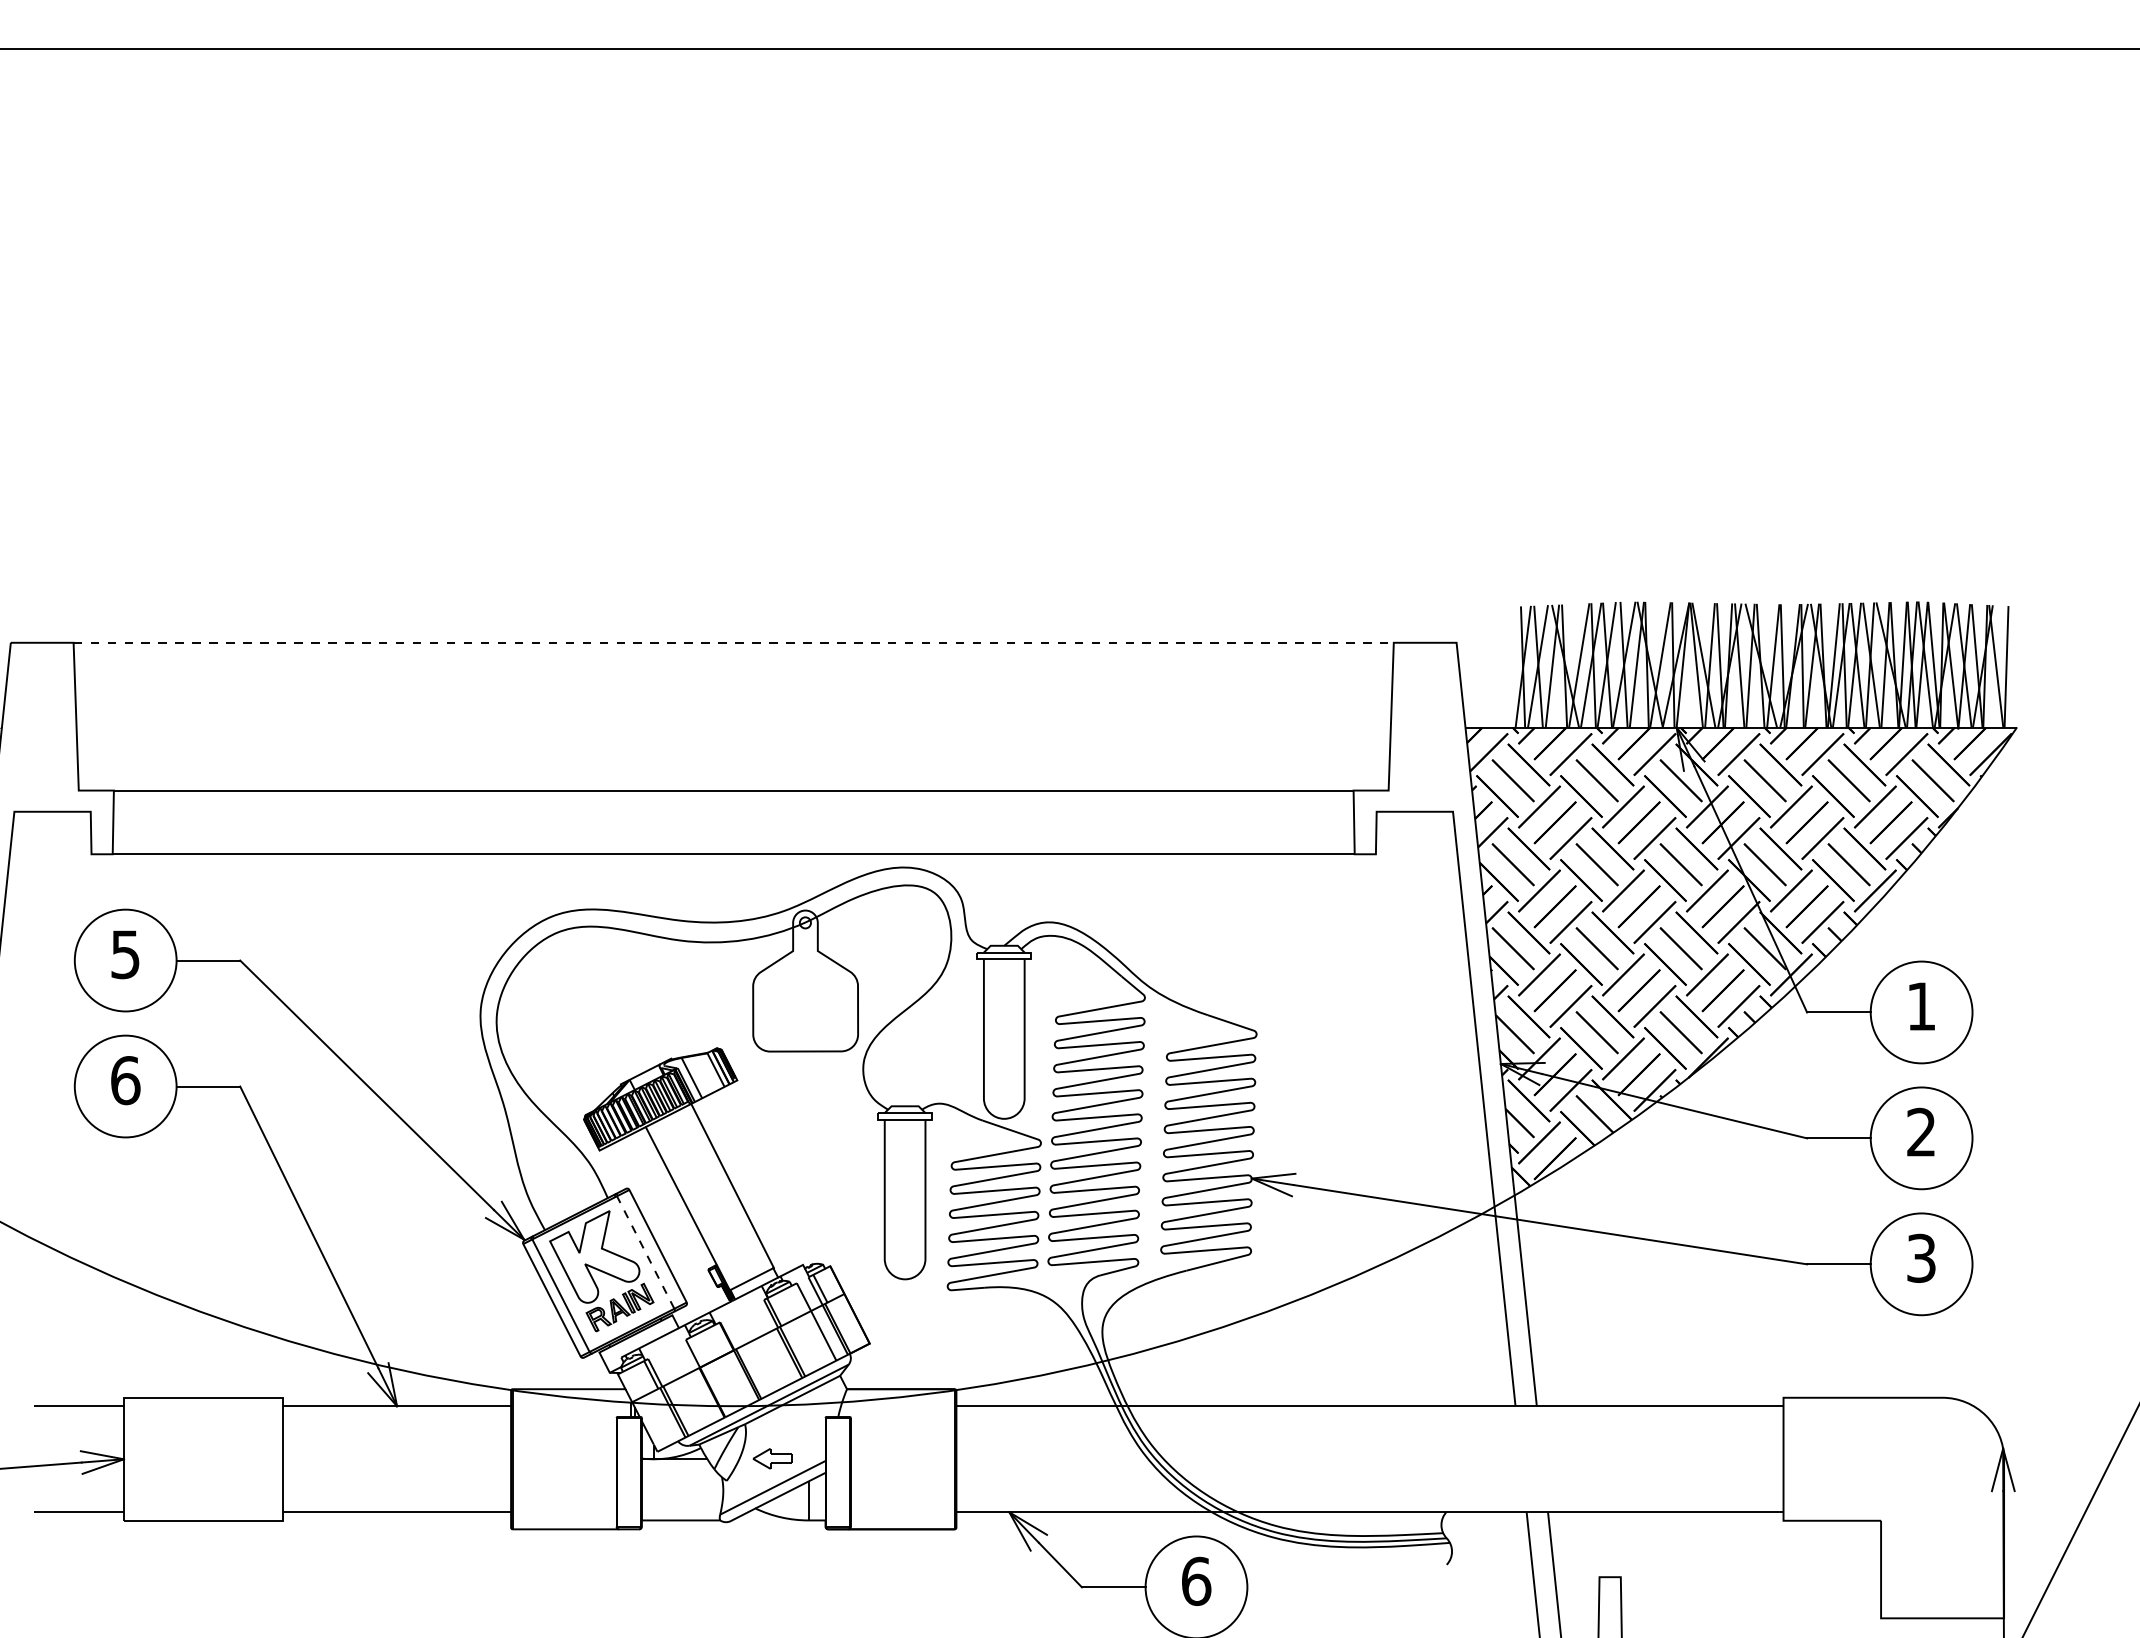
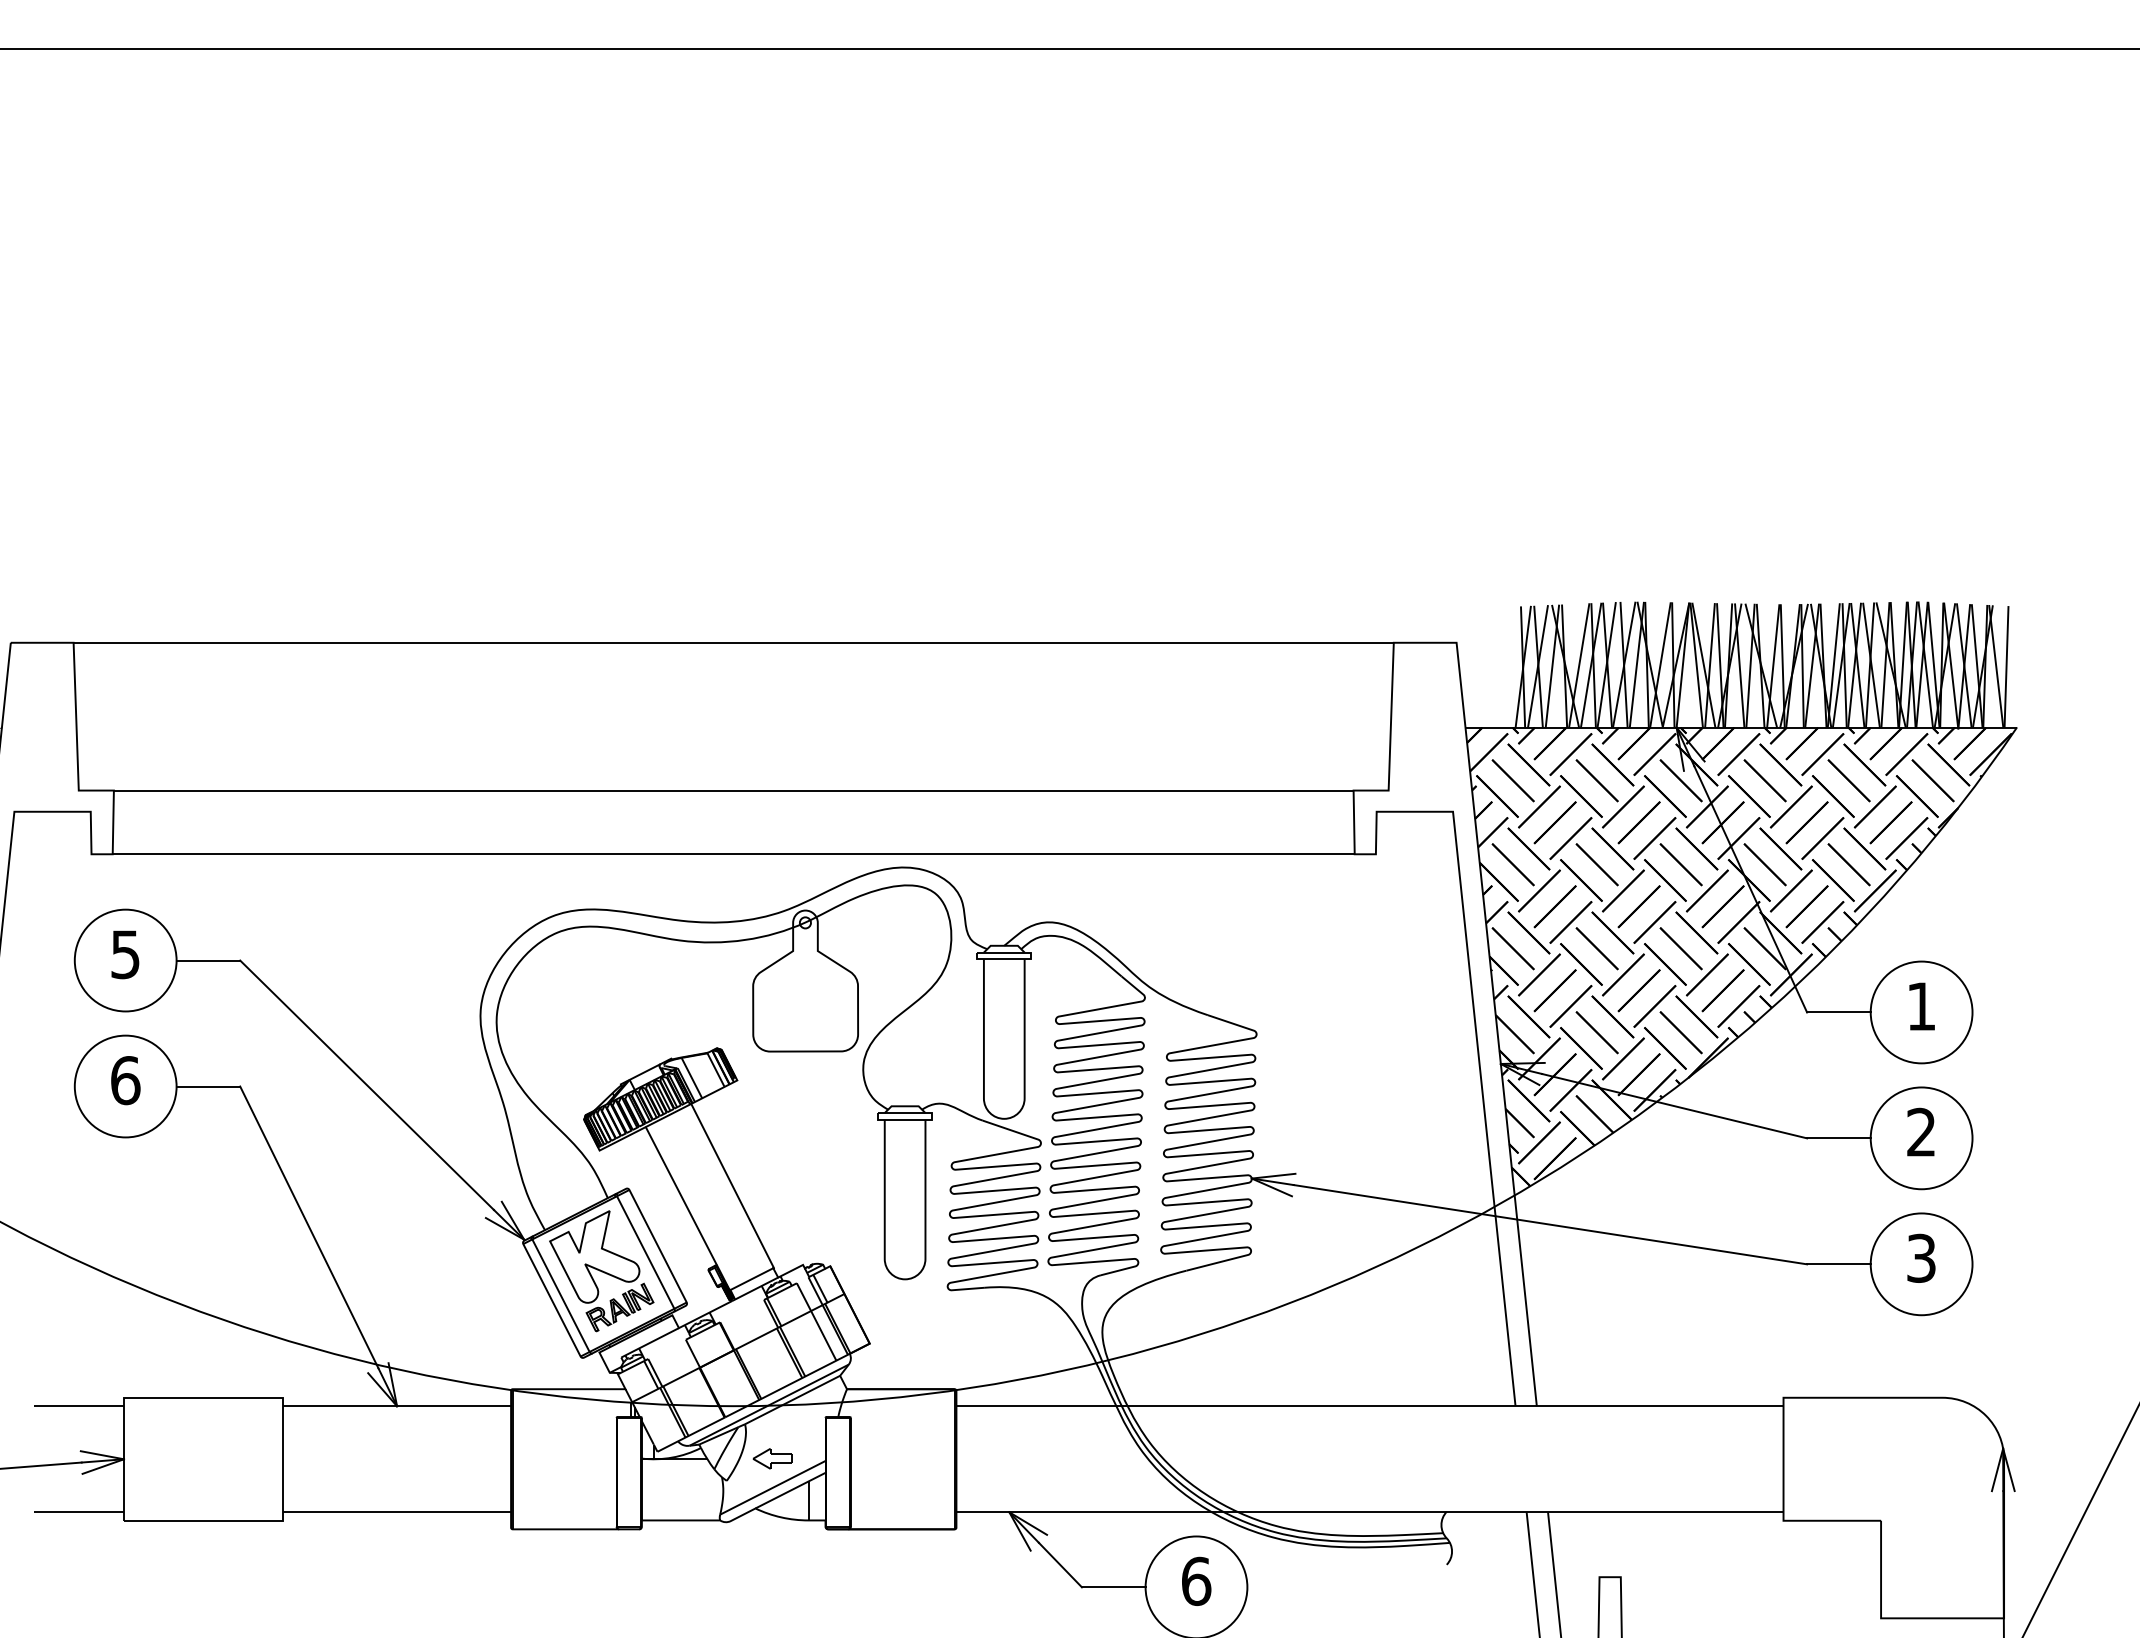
line: dashed -> solid (734, 642)
line: dashed -> solid (645, 1252)
